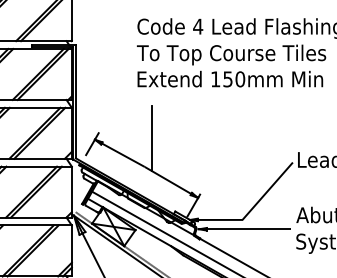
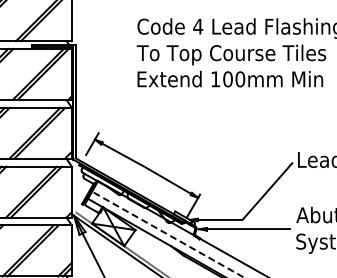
text: 150mm -> 100mm (227, 79)
line: present -> none (152, 138)
line: solid -> dashed (167, 234)
